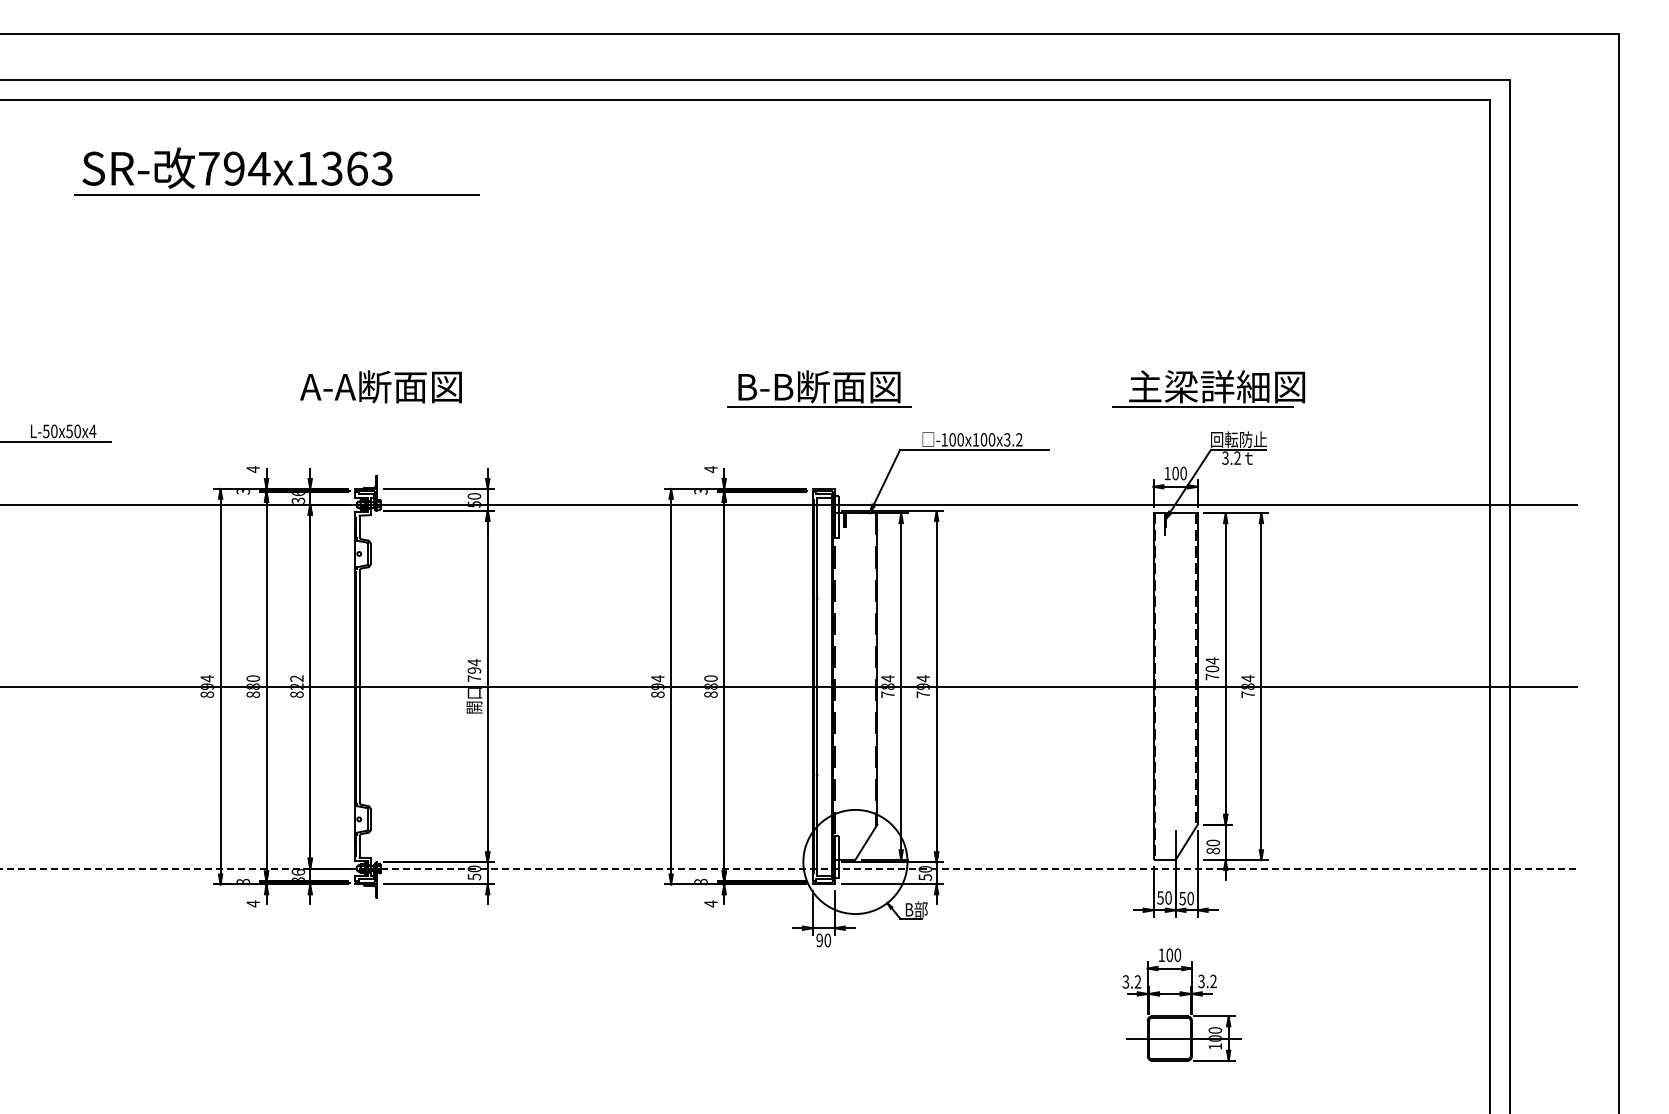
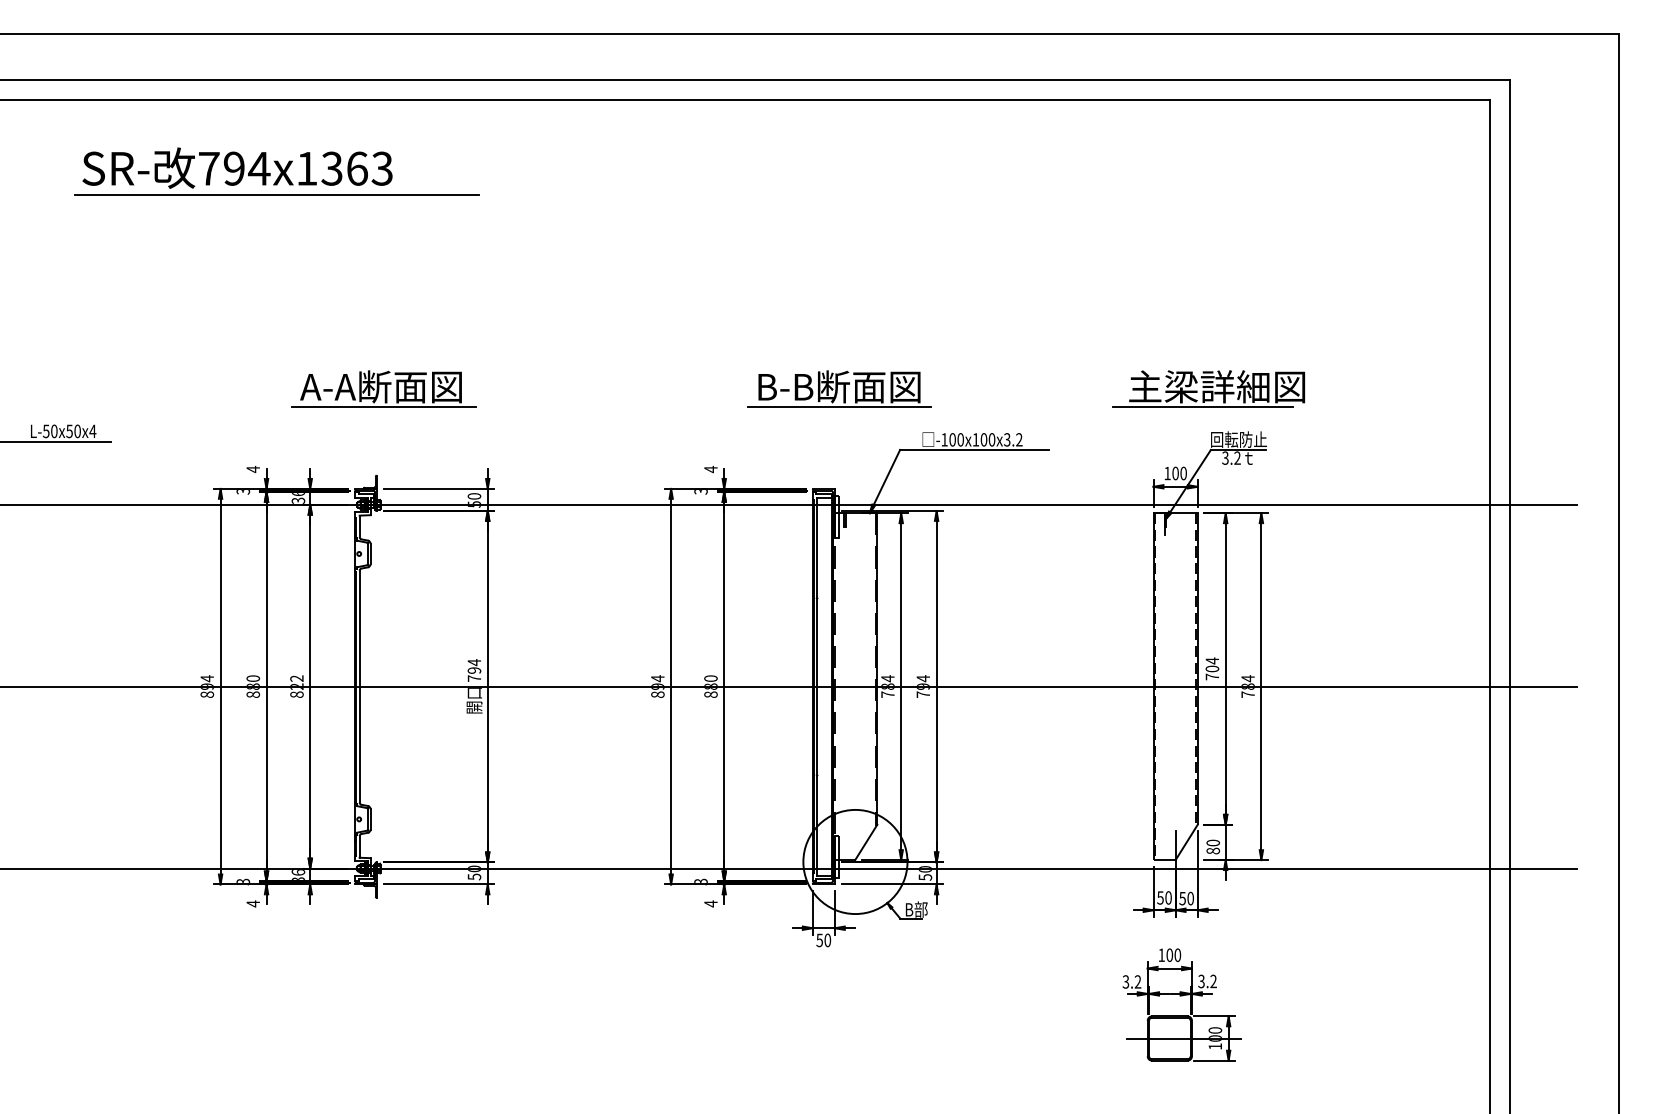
part position: (819, 388) -> (839, 388) (839, 388)
line: none -> present (383, 407)
line: dashed -> solid (789, 868)
text: 90 -> 50 (819, 940)
